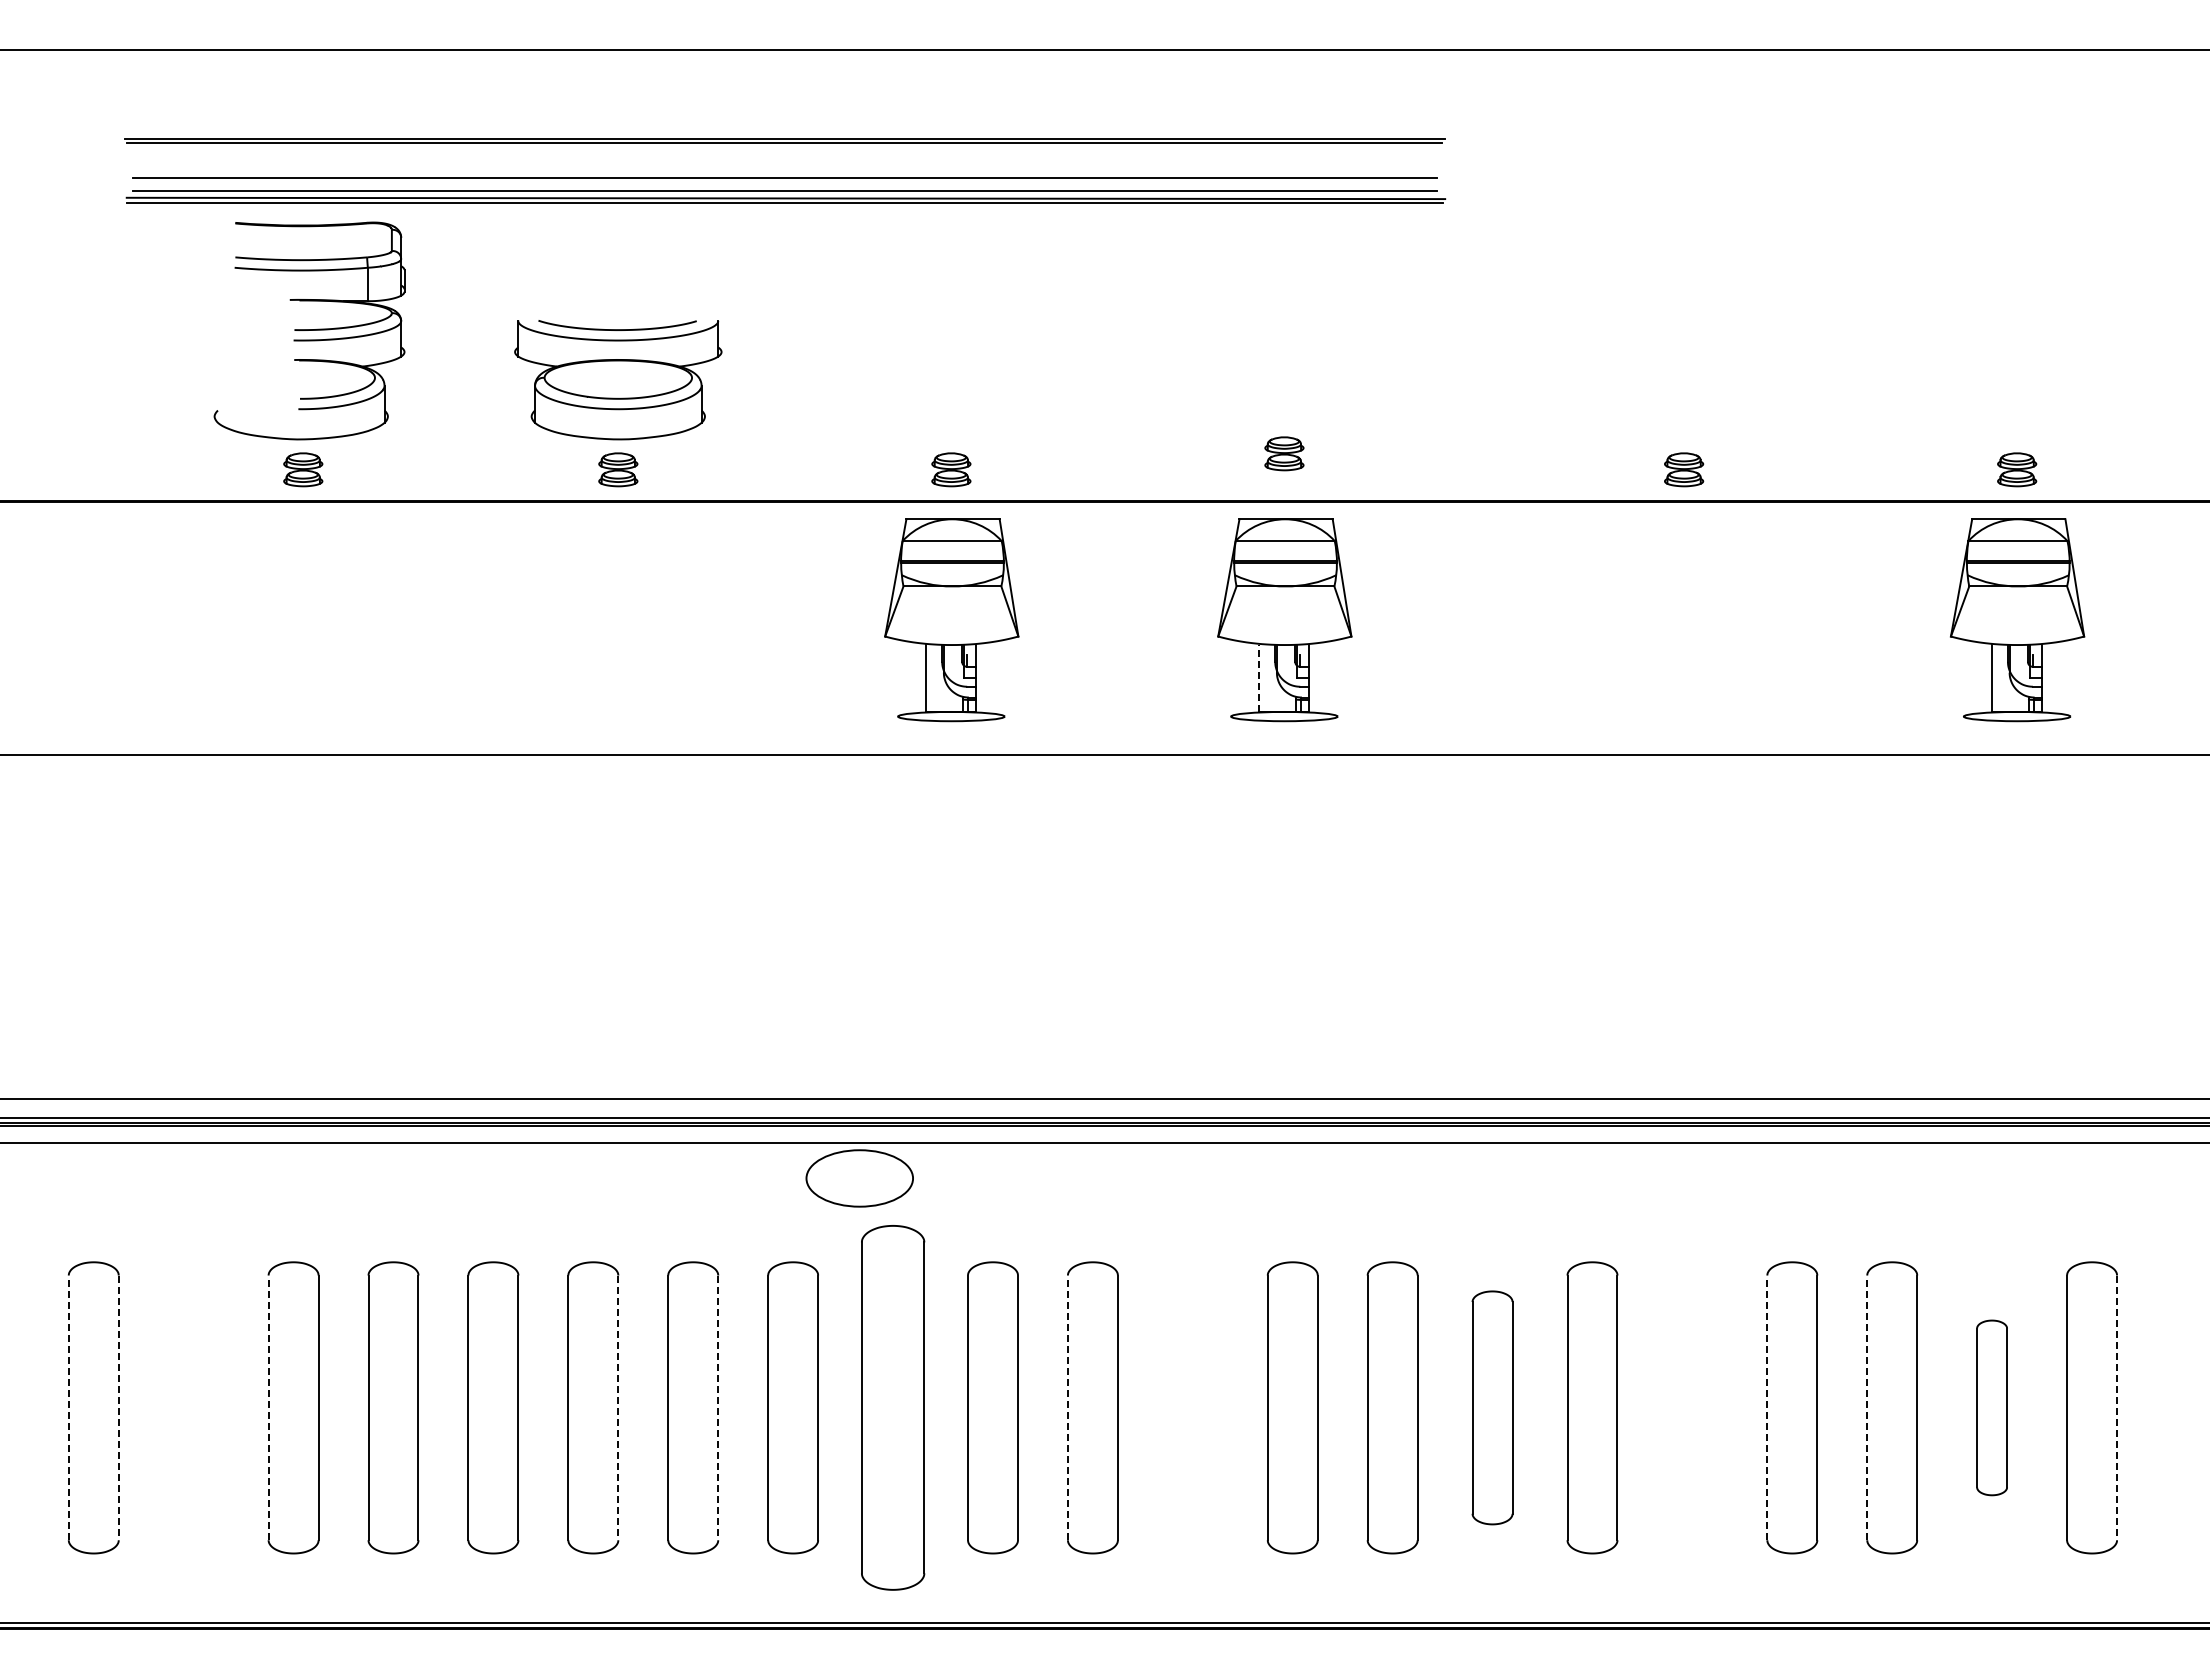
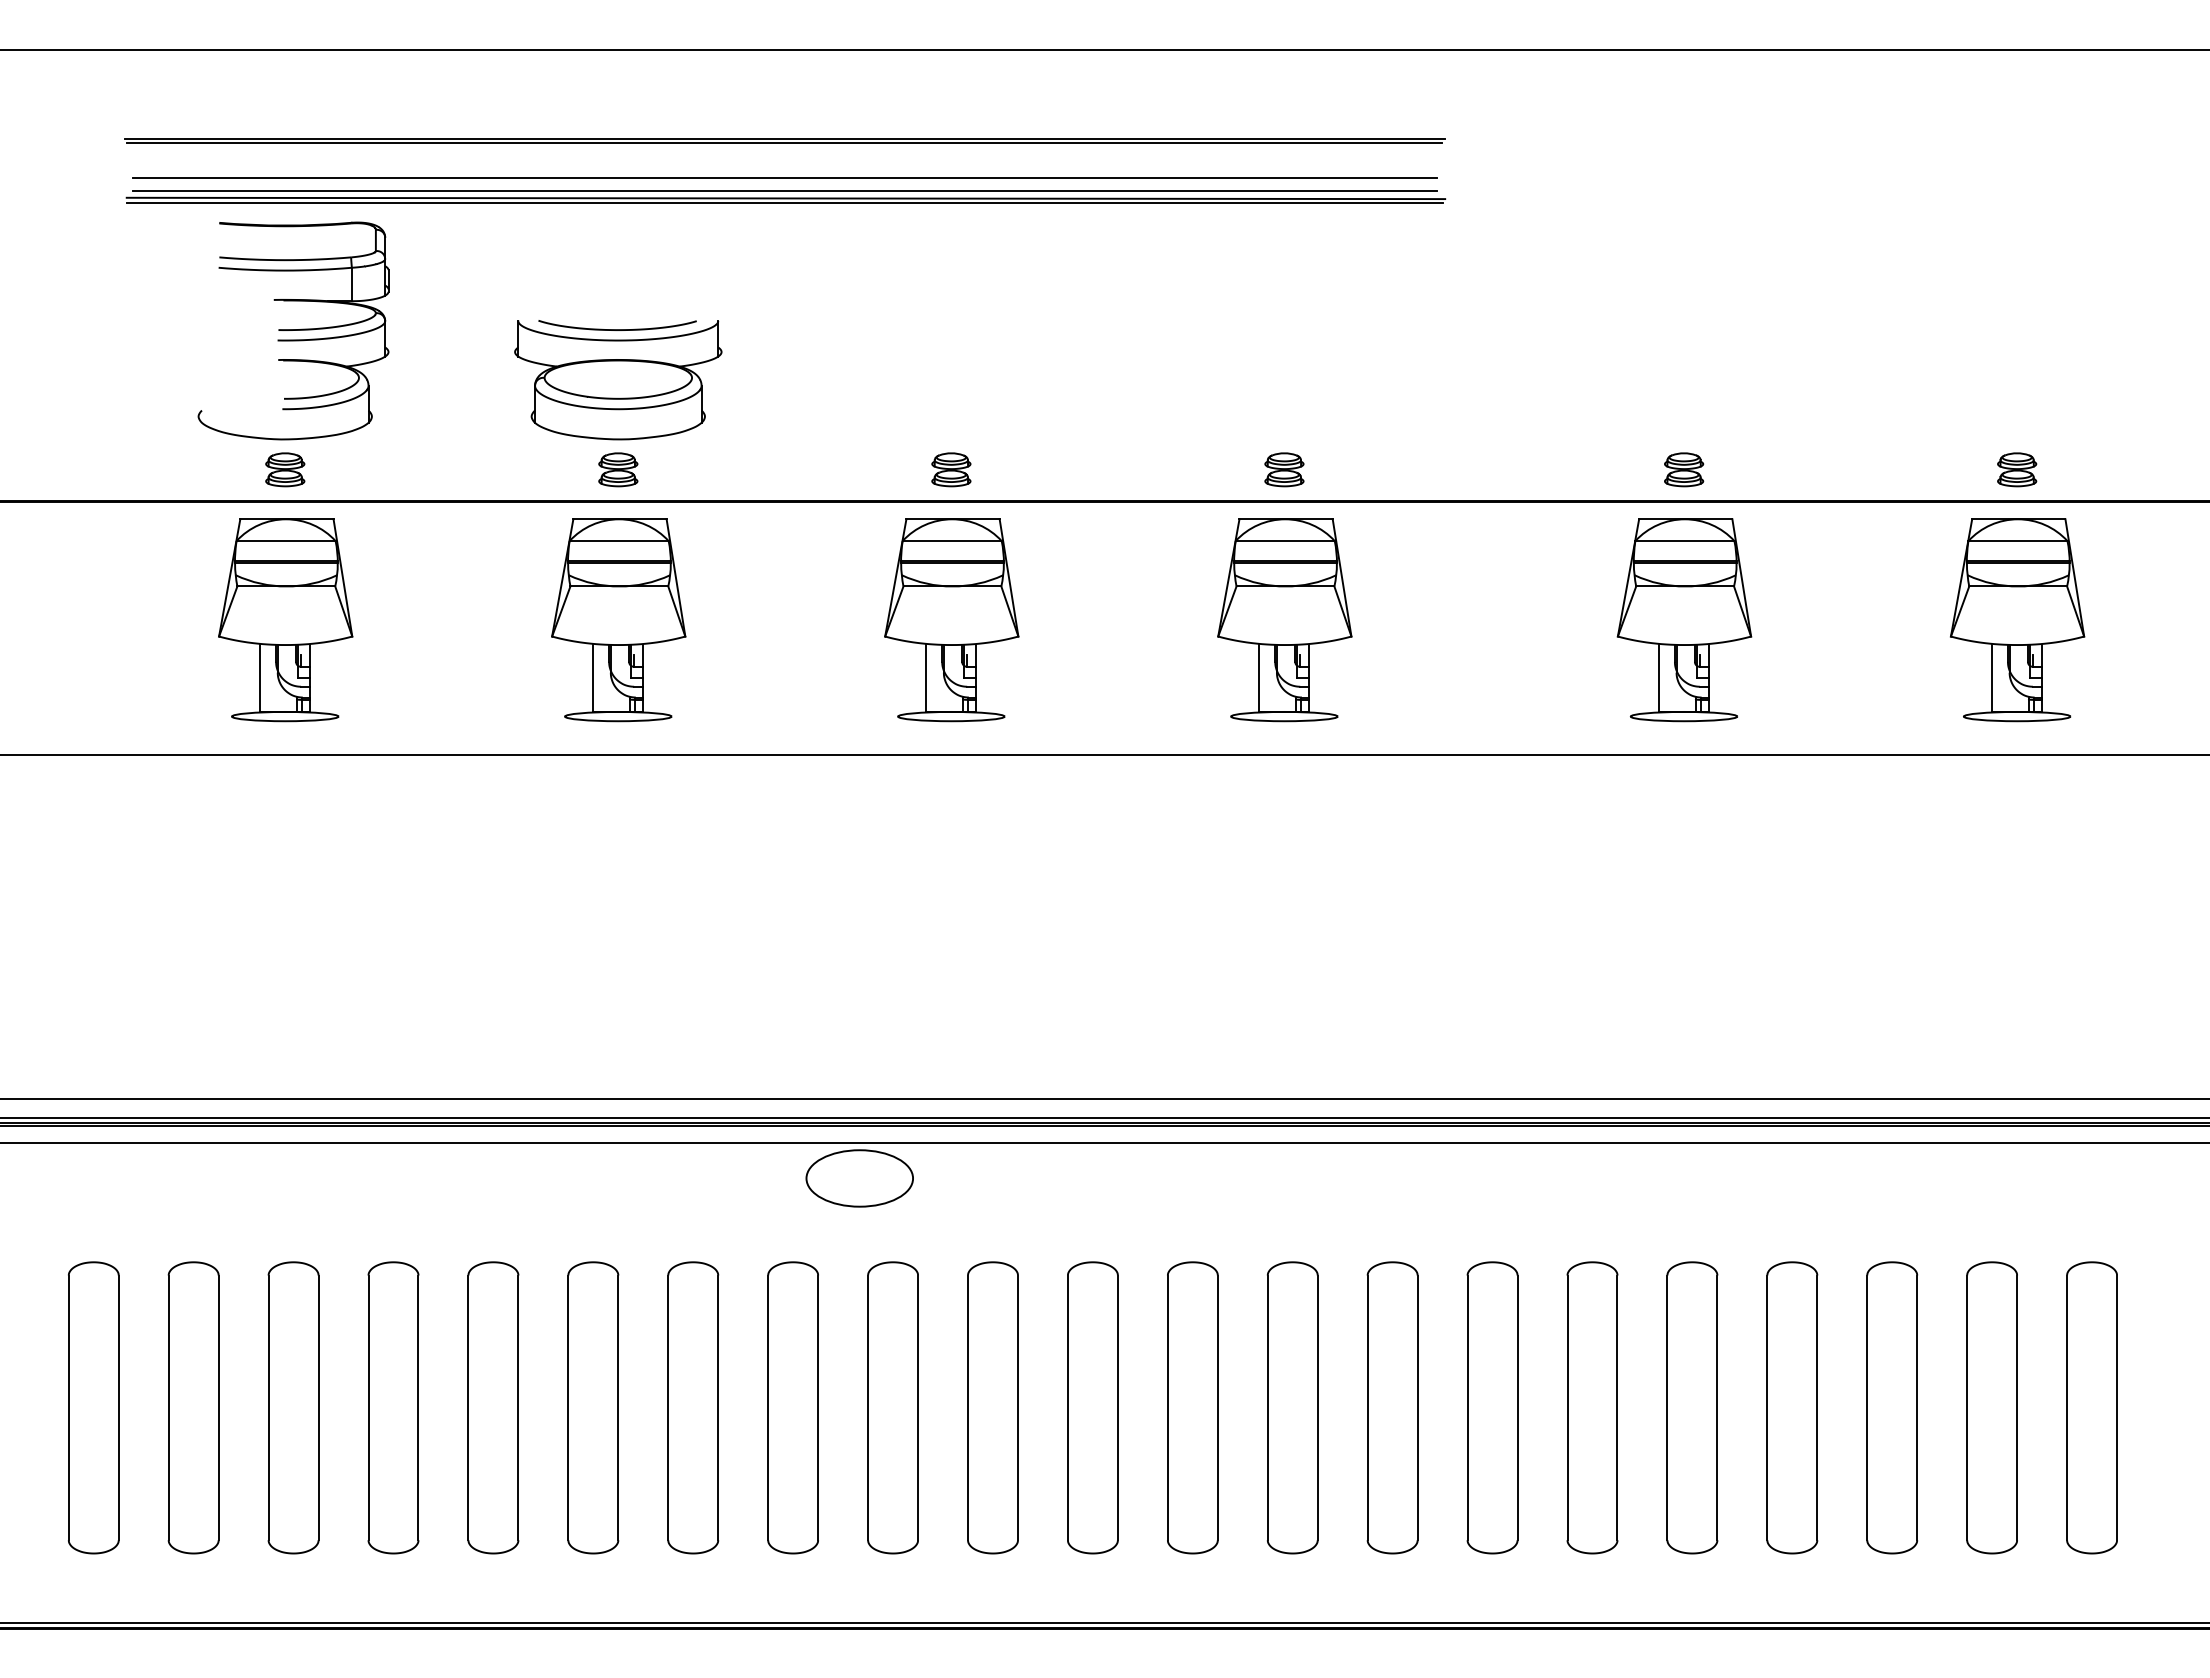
part position: (309, 330) -> (293, 330) (293, 330)
part position: (1284, 453) -> (1284, 469) (1284, 469)
part position: (303, 469) -> (285, 469) (285, 469)
part: none -> present (285, 620)
part: none -> present (618, 620)
part: none -> present (1684, 620)
line: dashed -> solid (1259, 677)
line: dashed -> solid (68, 1407)
part: none -> present (193, 1407)
line: dashed -> solid (268, 1407)
part size: 65x366 px -> 52x294 px (892, 1407)
line: dashed -> solid (1067, 1407)
part: none -> present (1192, 1407)
part size: 43x236 px -> 53x294 px (1492, 1407)
part: none -> present (1692, 1407)
line: dashed -> solid (1767, 1407)
line: dashed -> solid (1867, 1407)
part size: 32x178 px -> 52x294 px (1991, 1407)
line: dashed -> solid (118, 1408)
line: dashed -> solid (618, 1408)
line: dashed -> solid (718, 1408)
line: dashed -> solid (2117, 1408)
